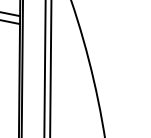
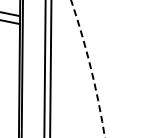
circle: solid -> dashed (87, 68)
